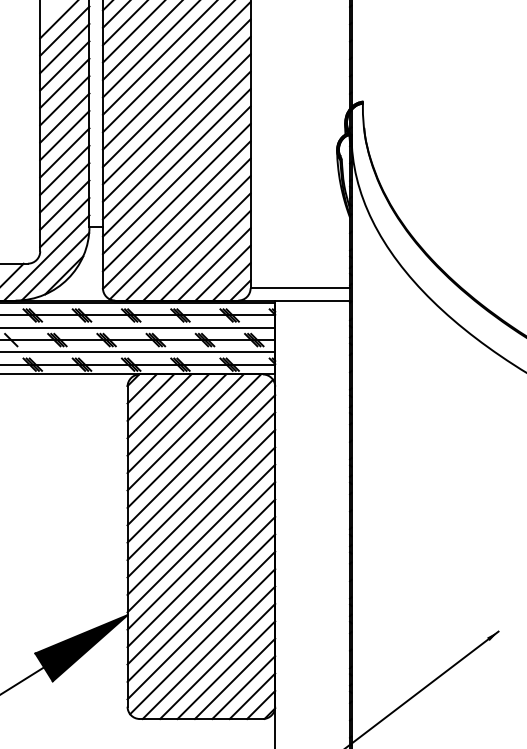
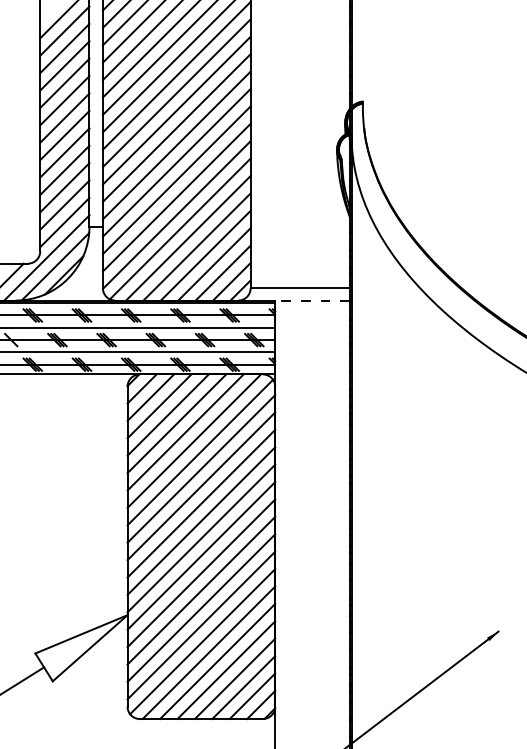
line: solid -> dashed (312, 300)
fill: present -> none (81, 648)
